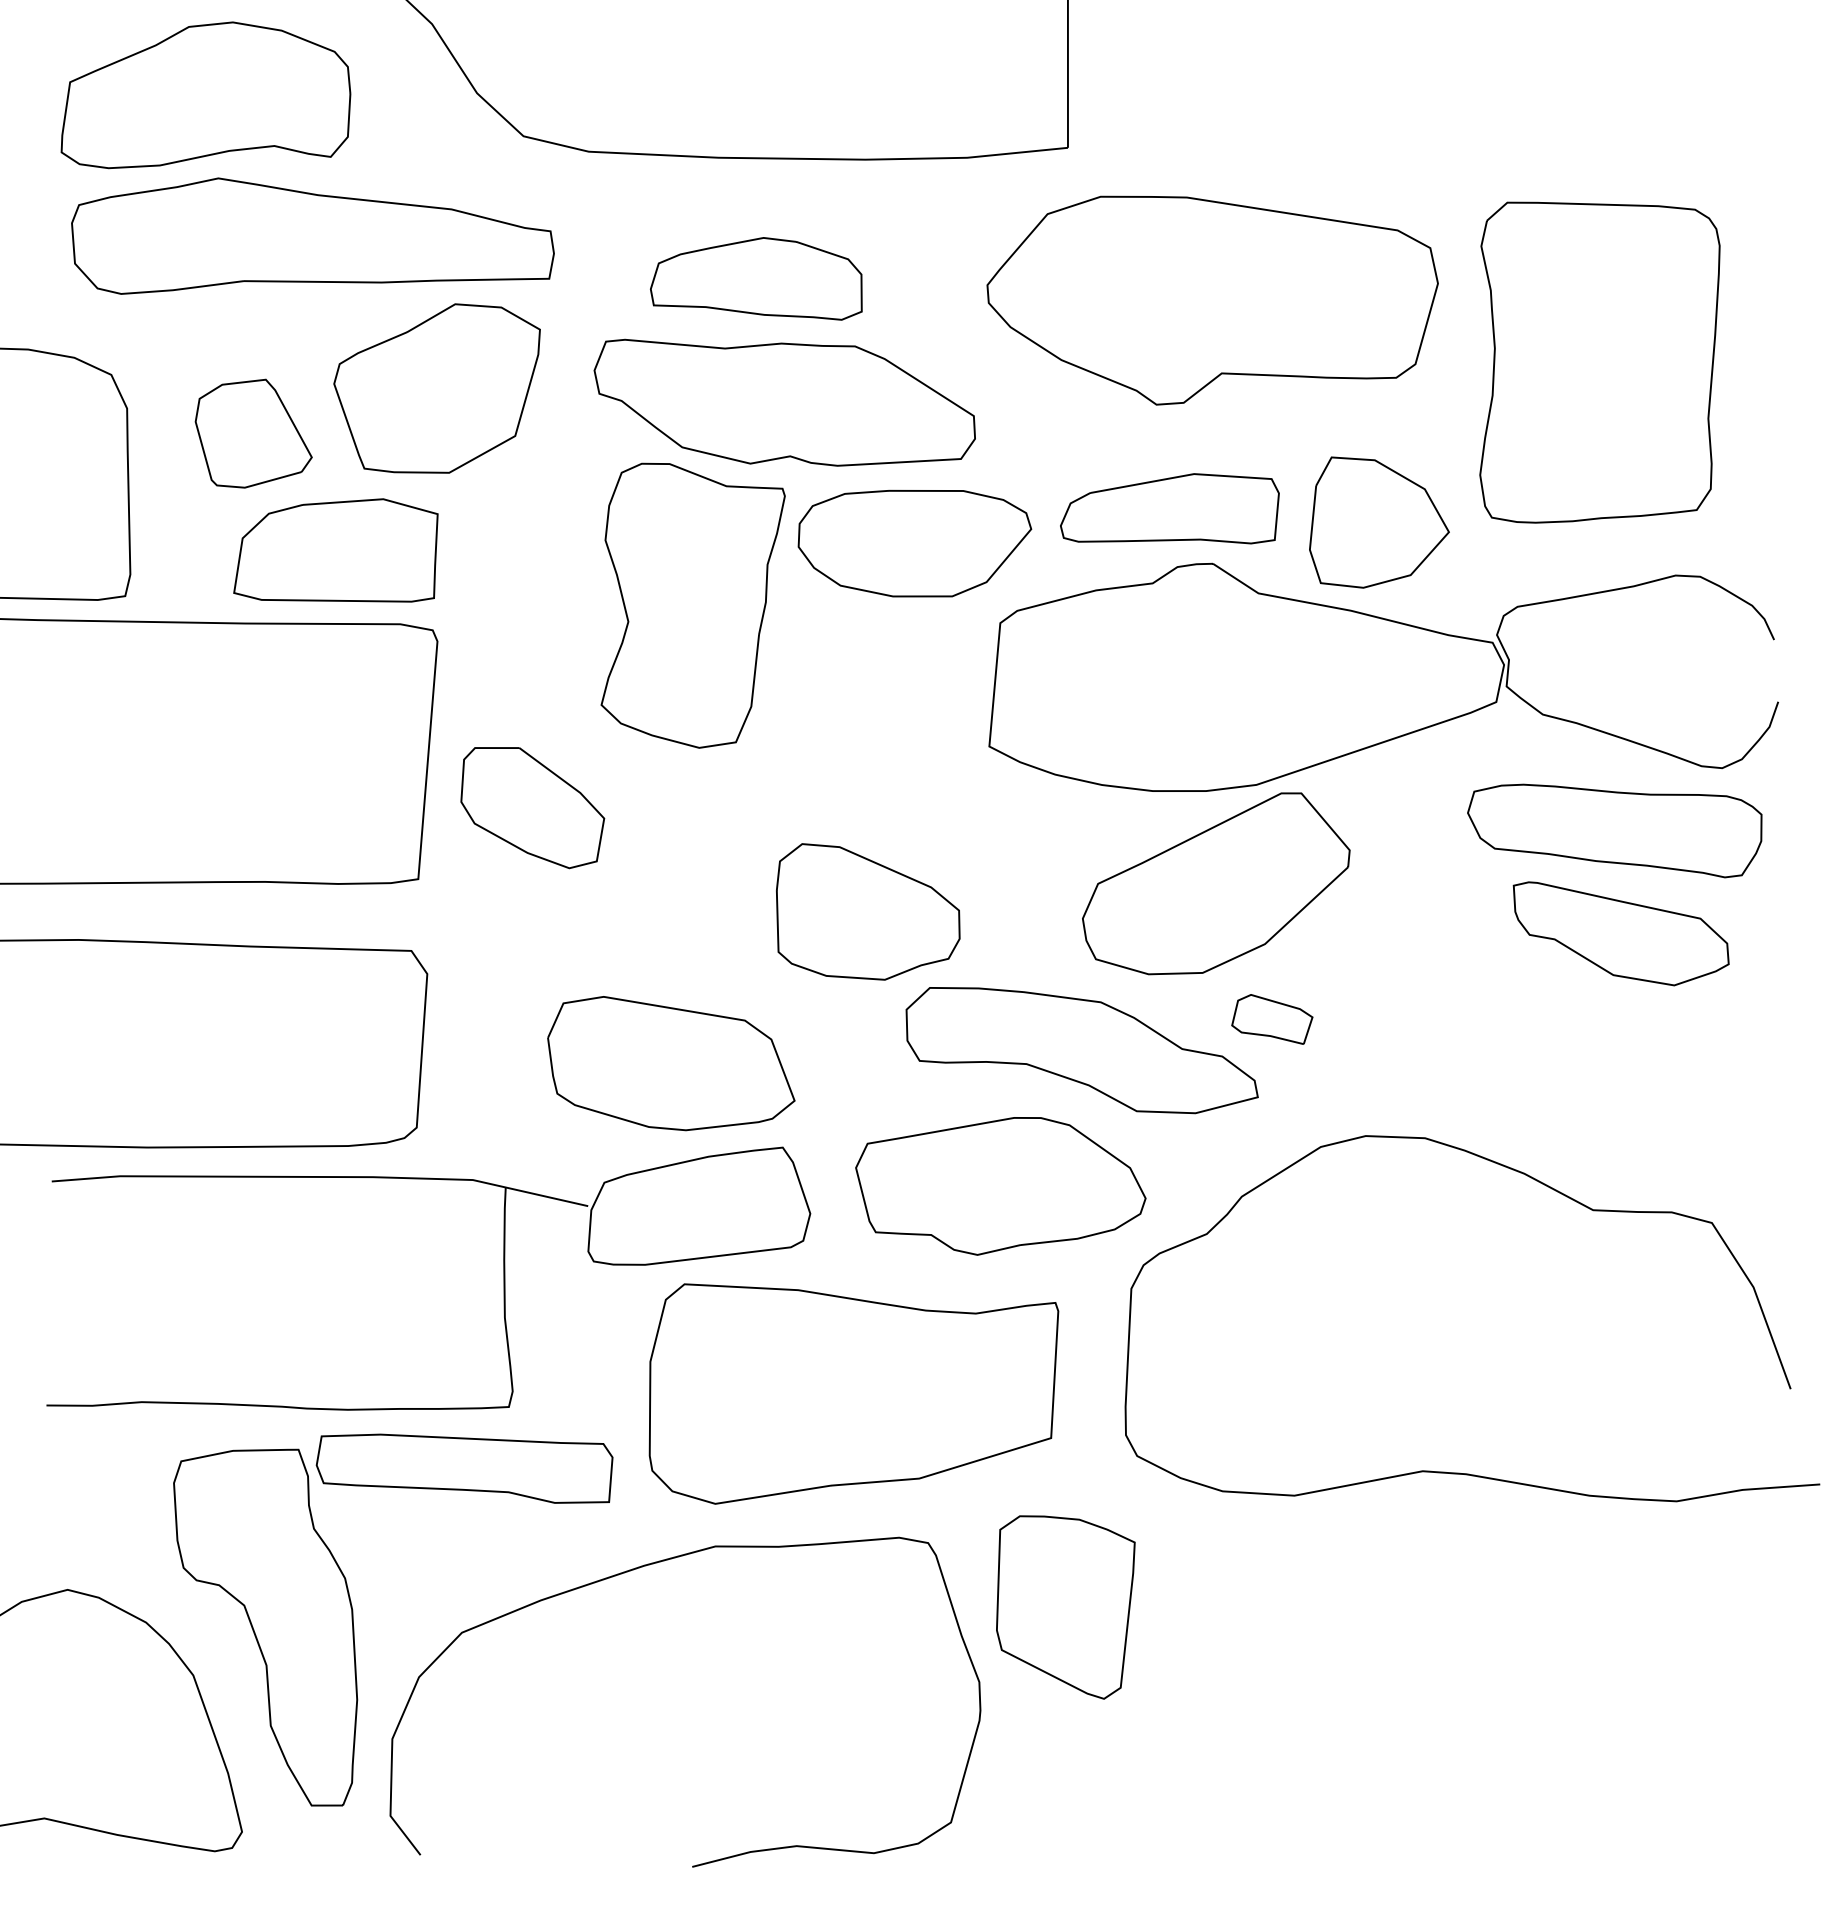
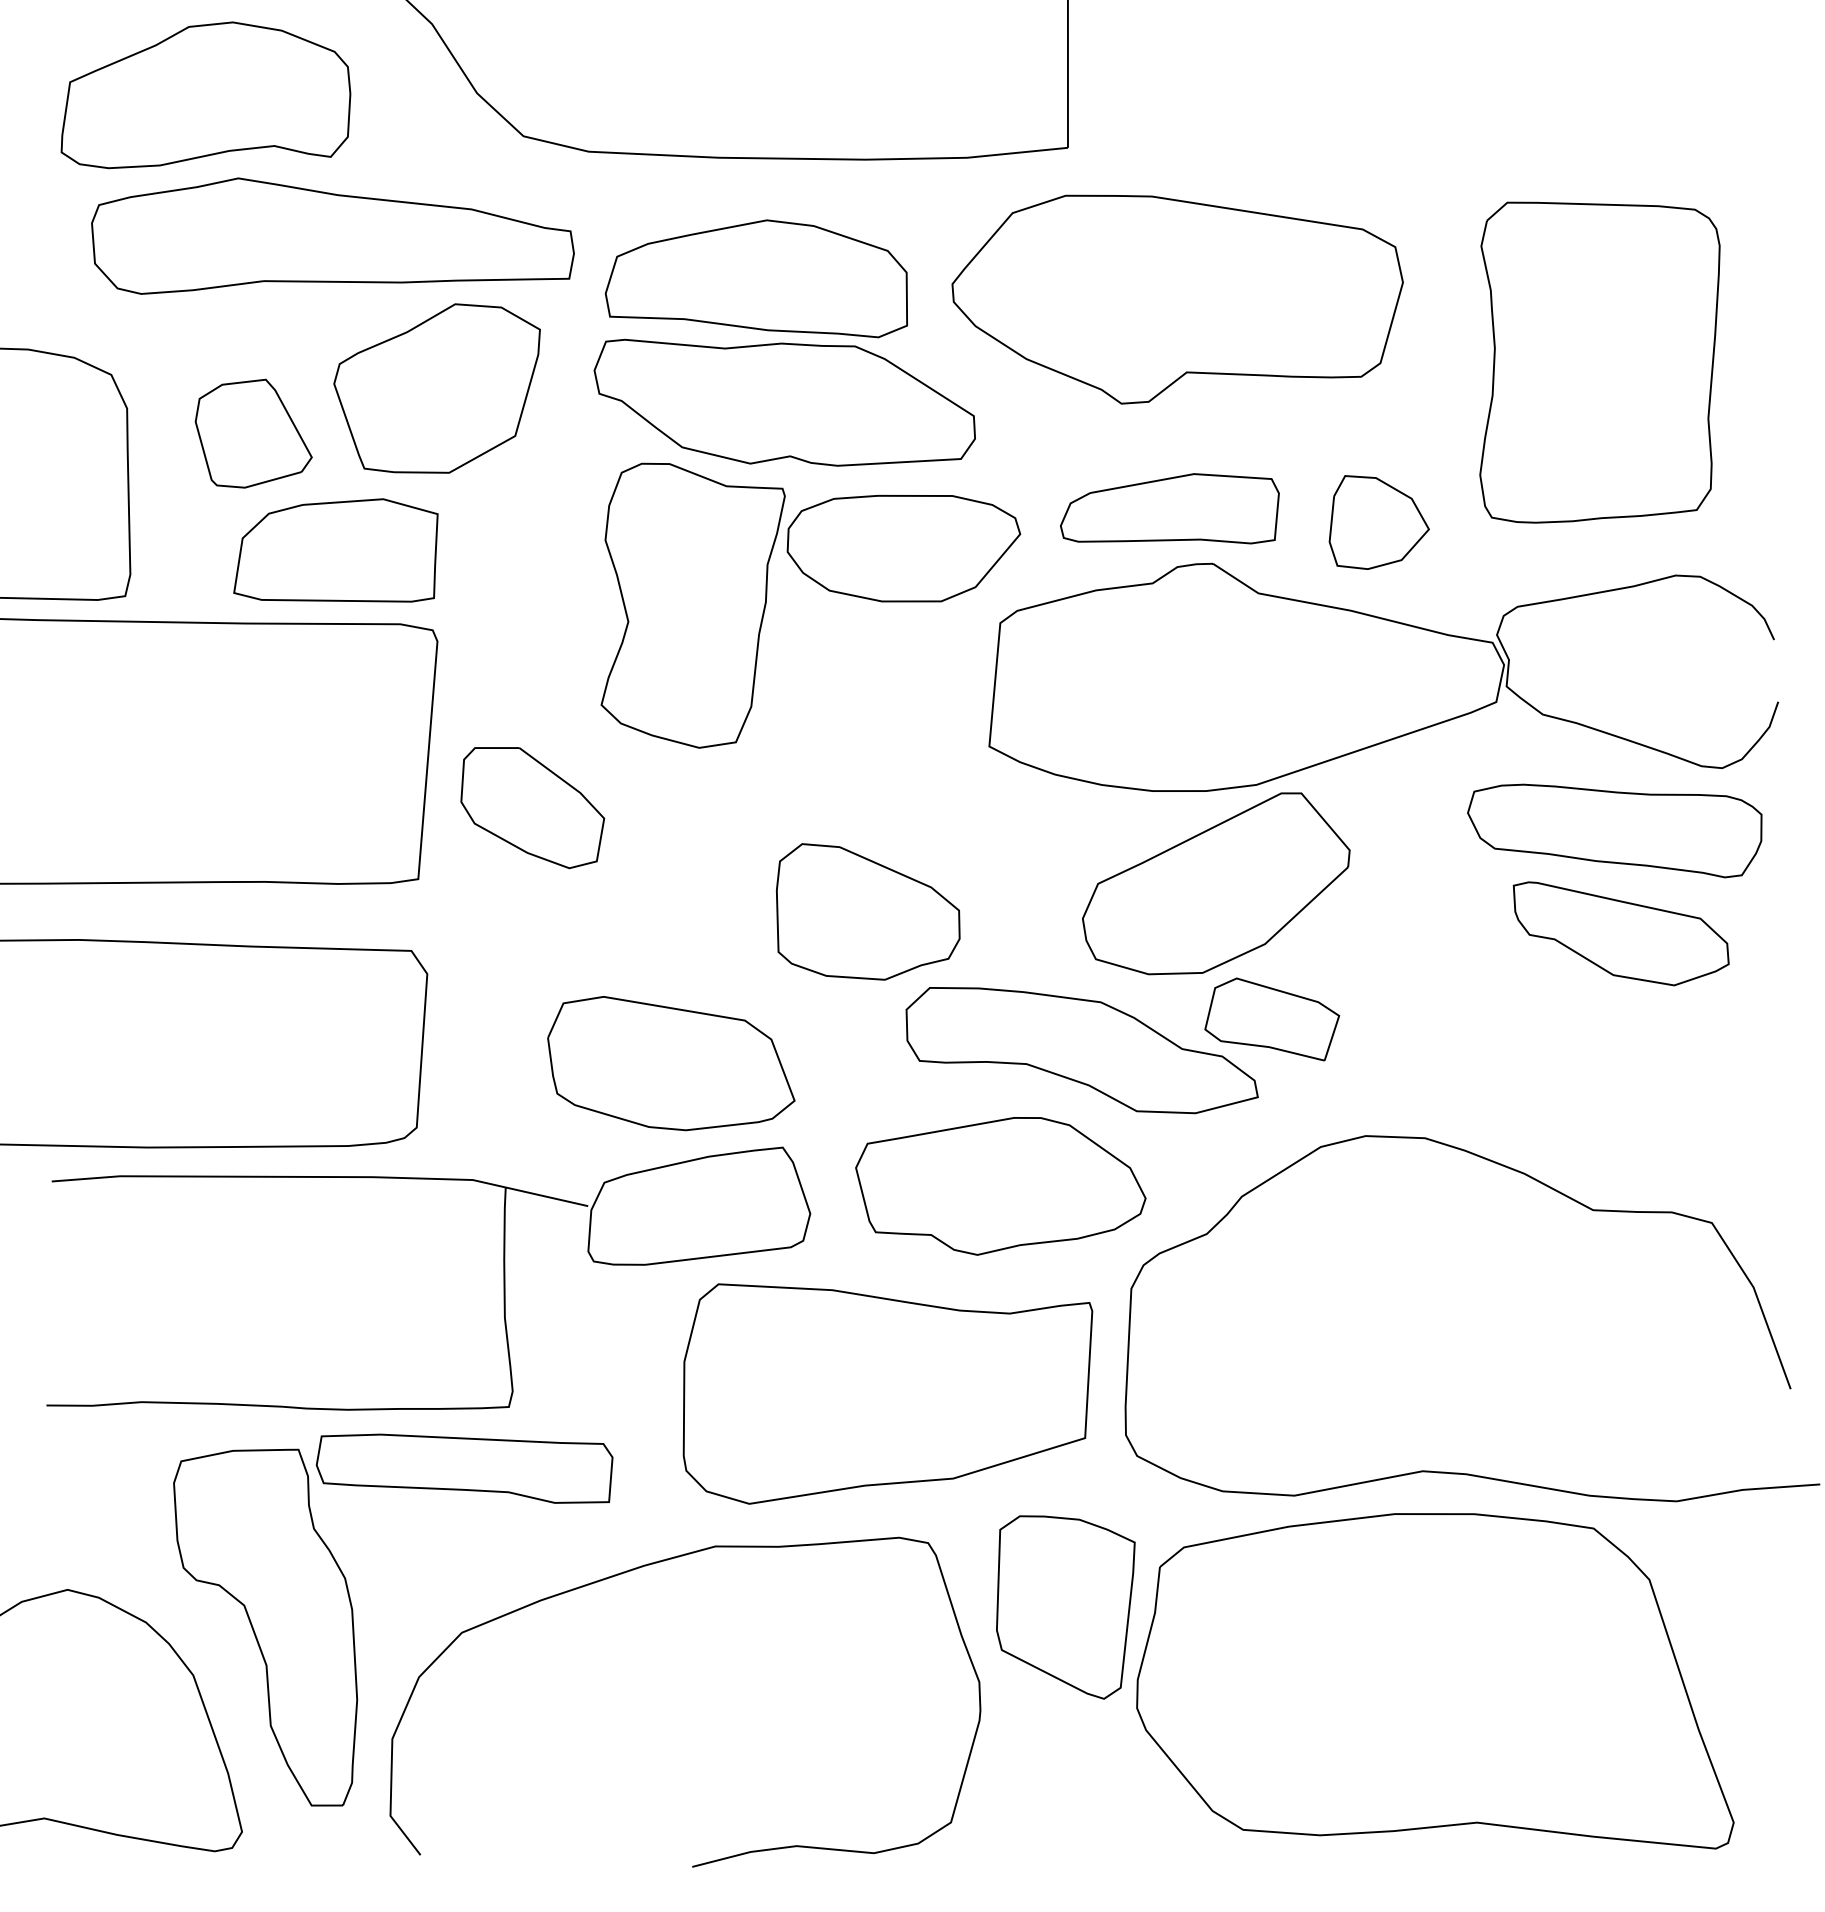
part position: (312, 235) -> (332, 235) (332, 235)
part size: 213x84 px -> 304x120 px (755, 278)
part position: (1212, 300) -> (1177, 299) (1177, 299)
part size: 141x133 px -> 102x95 px (1378, 522)
part position: (914, 543) -> (903, 548) (903, 548)
part size: 83x51 px -> 137x85 px (1272, 1019)
part position: (853, 1393) -> (887, 1393) (887, 1393)
part: none -> present (1435, 1681)
